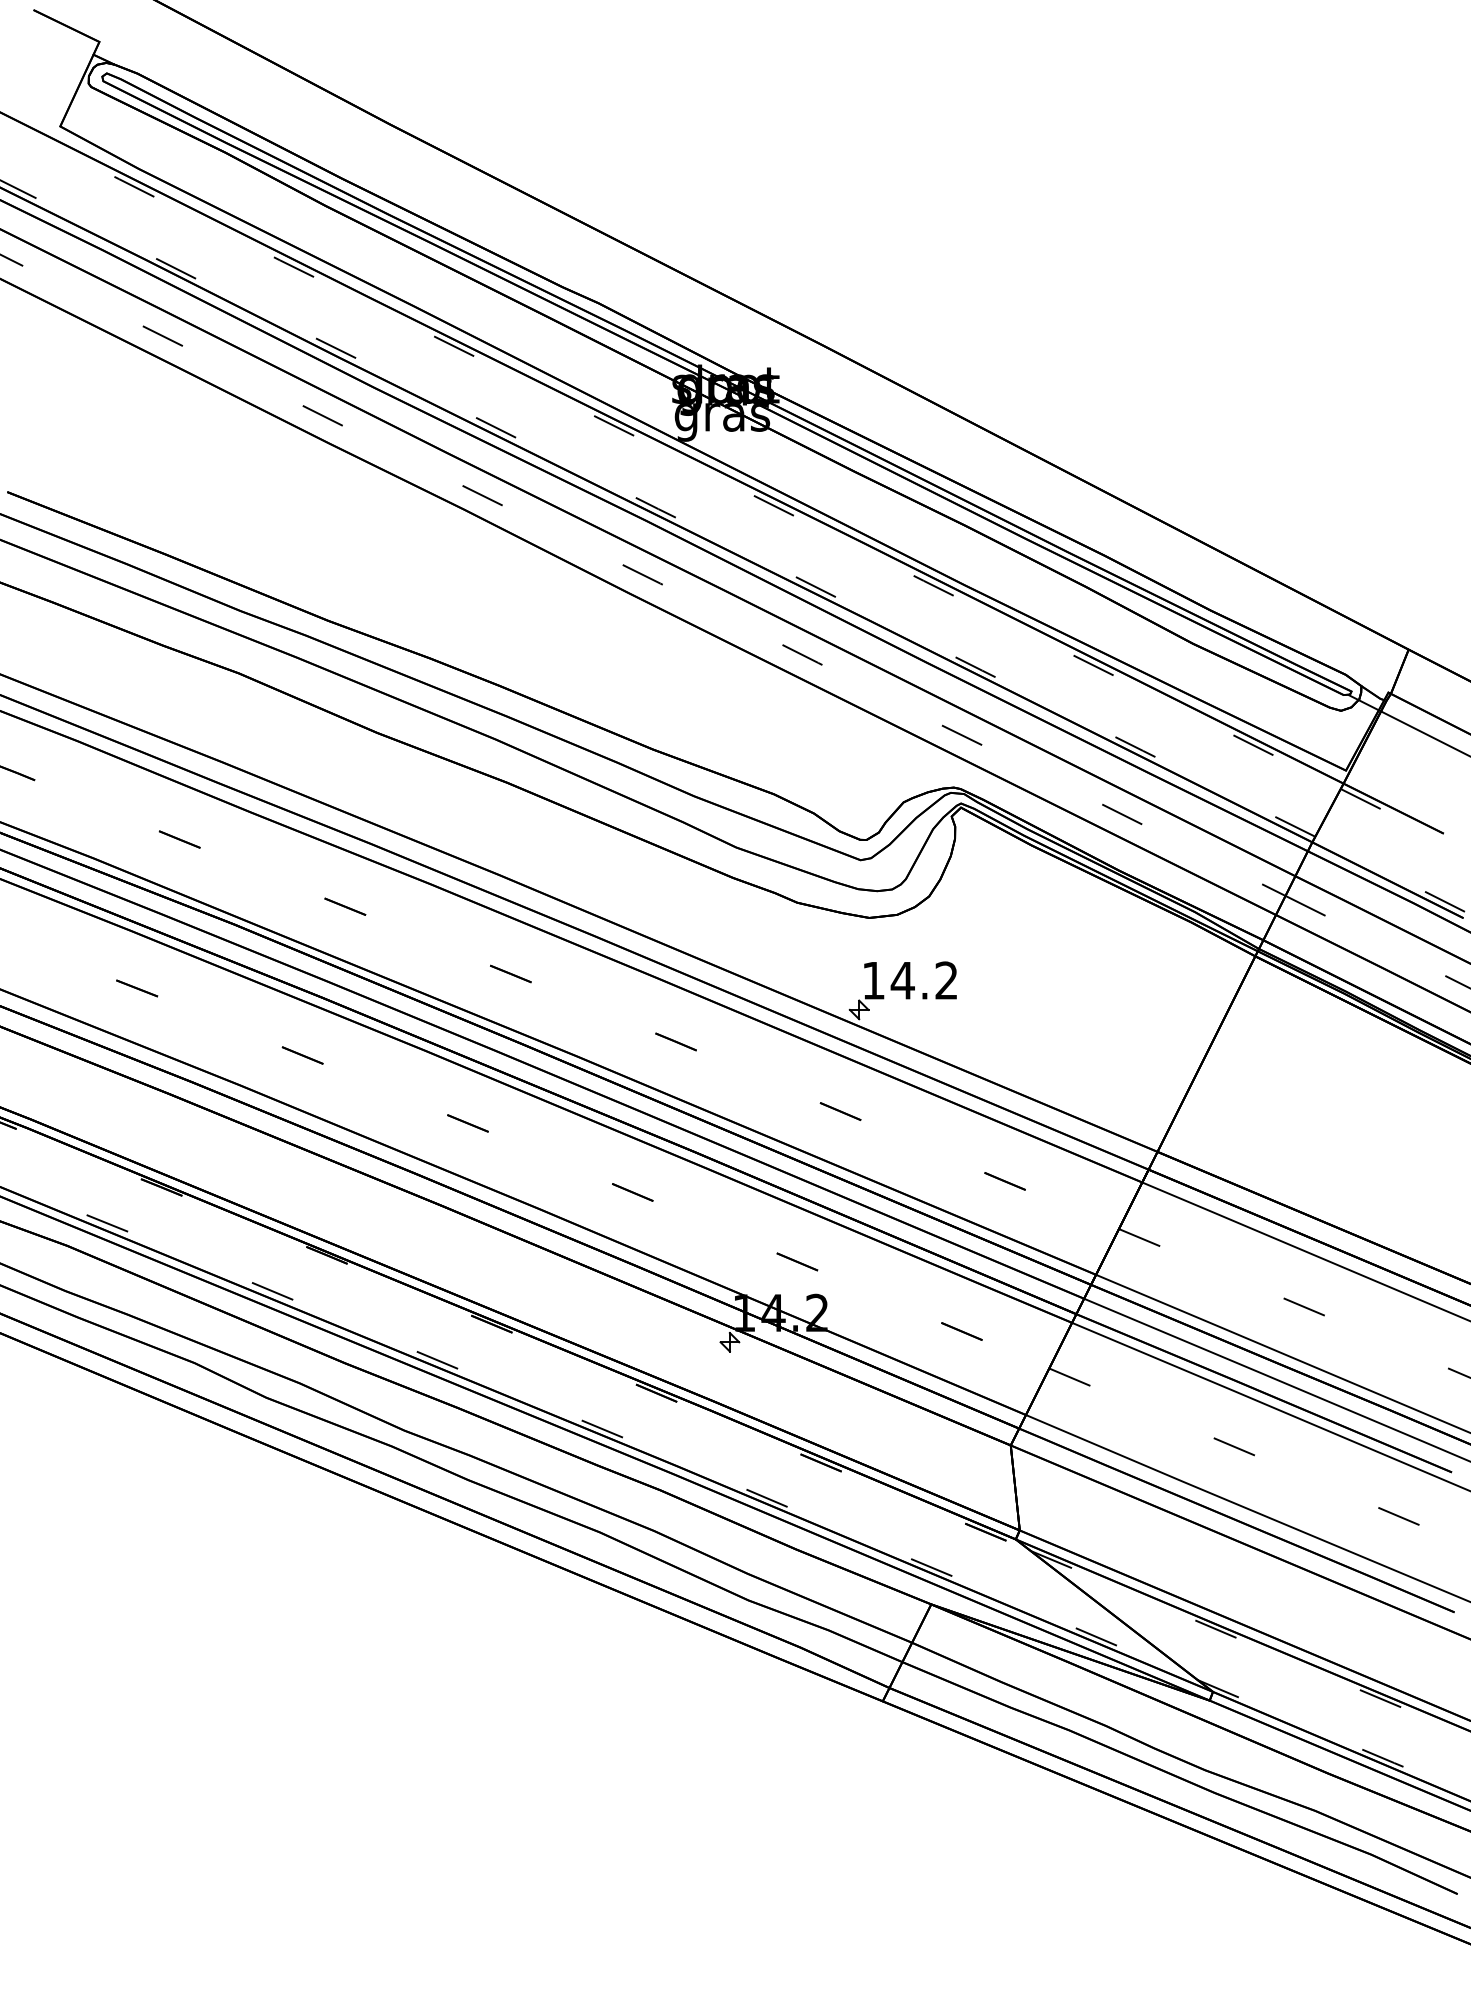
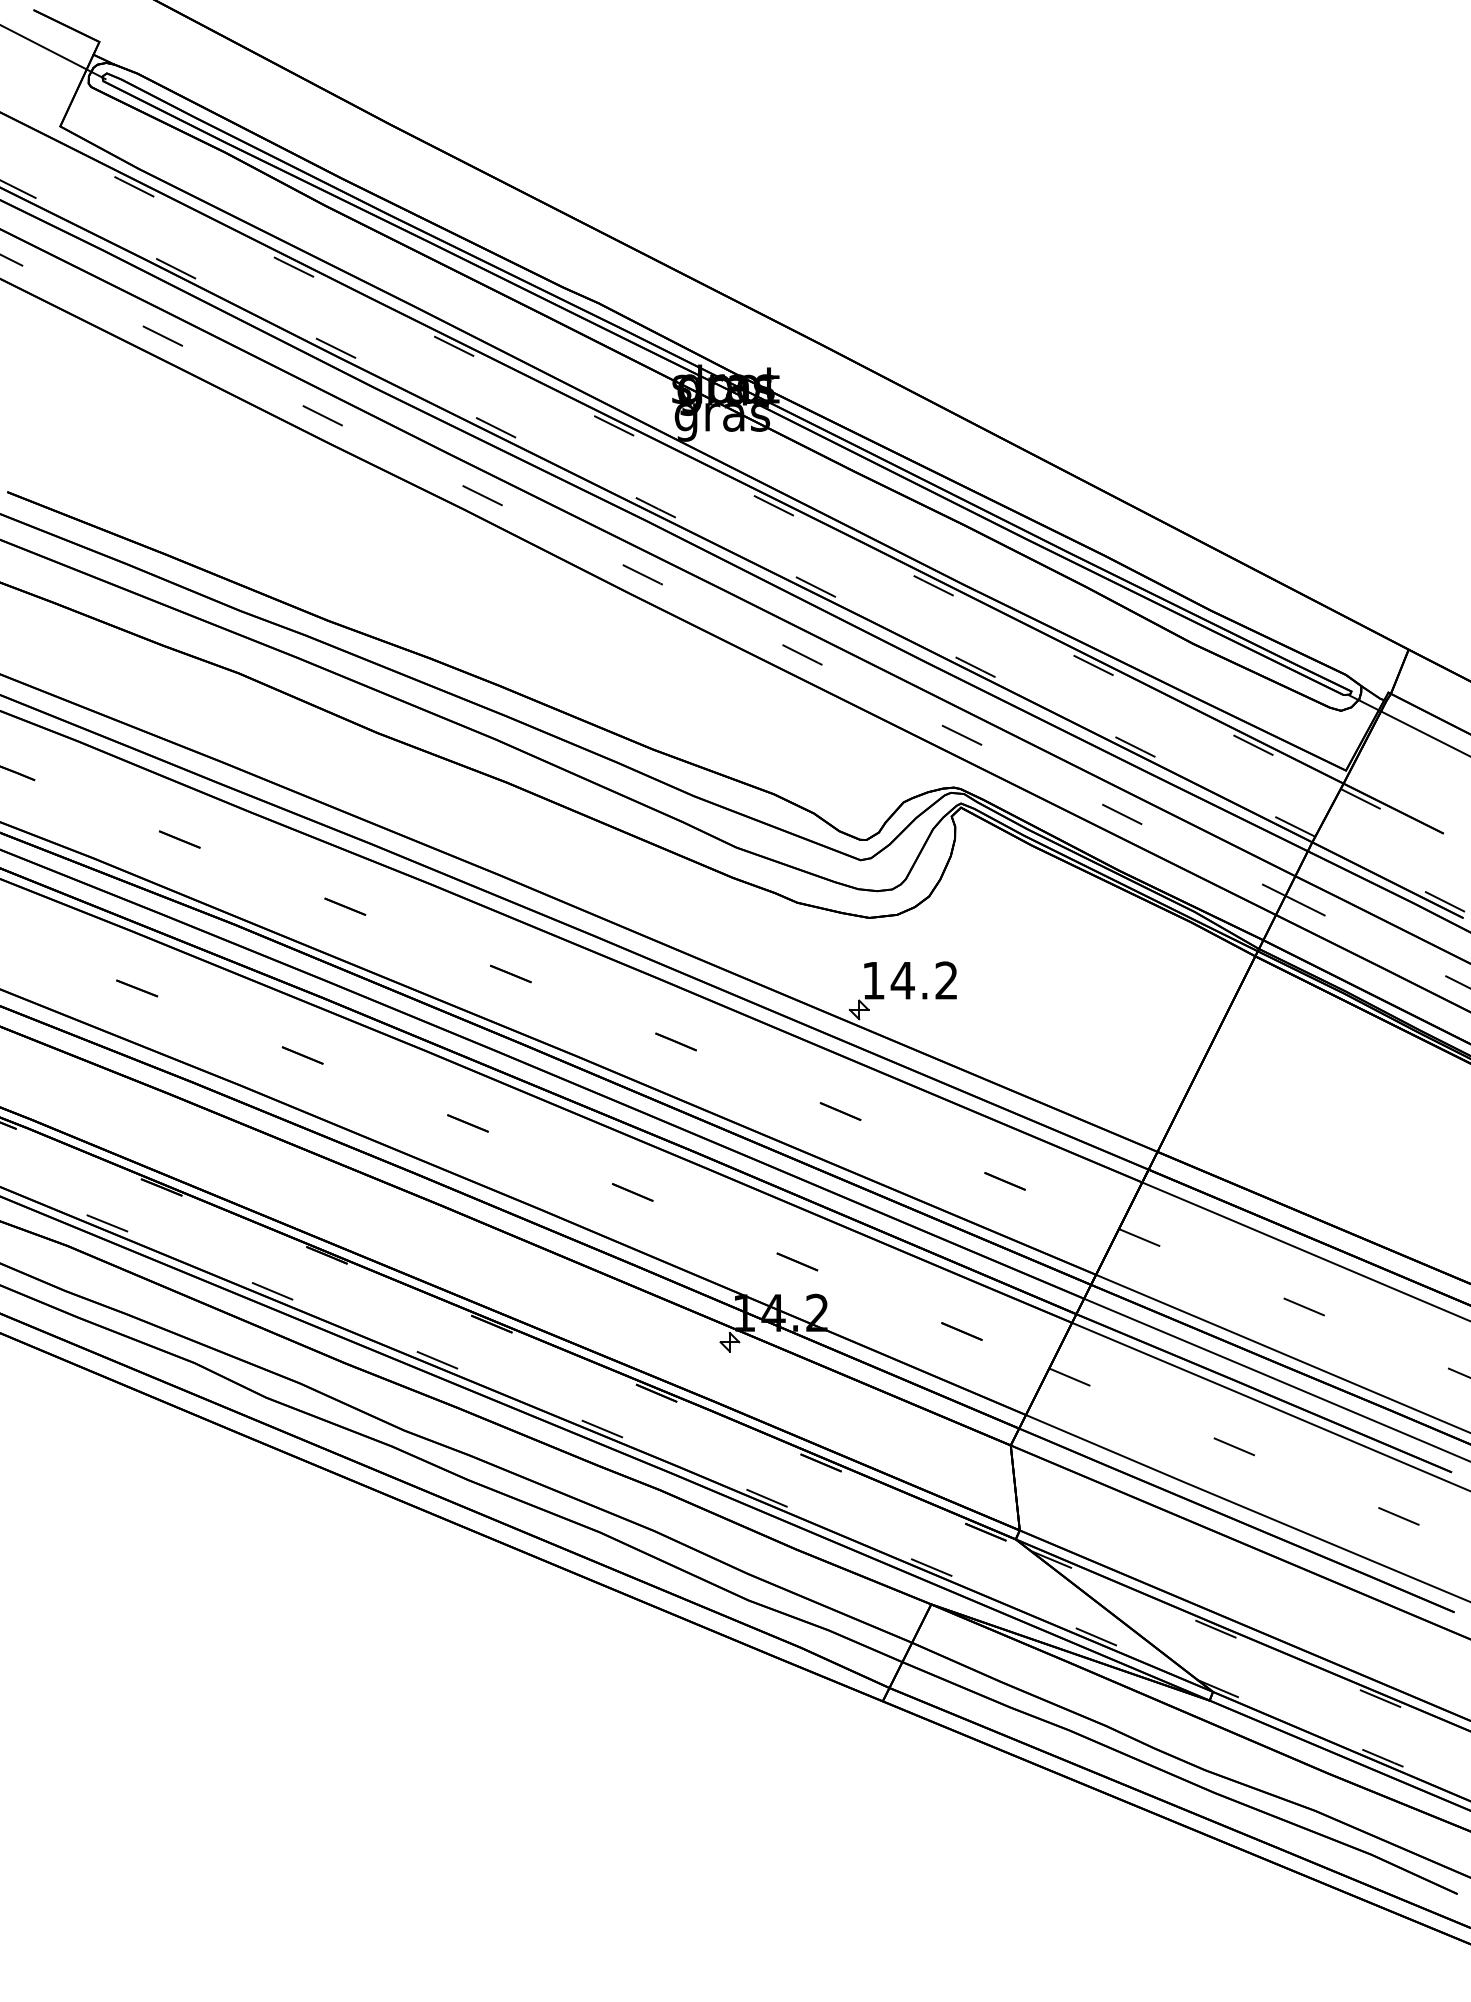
line: none -> present (53, 52)
